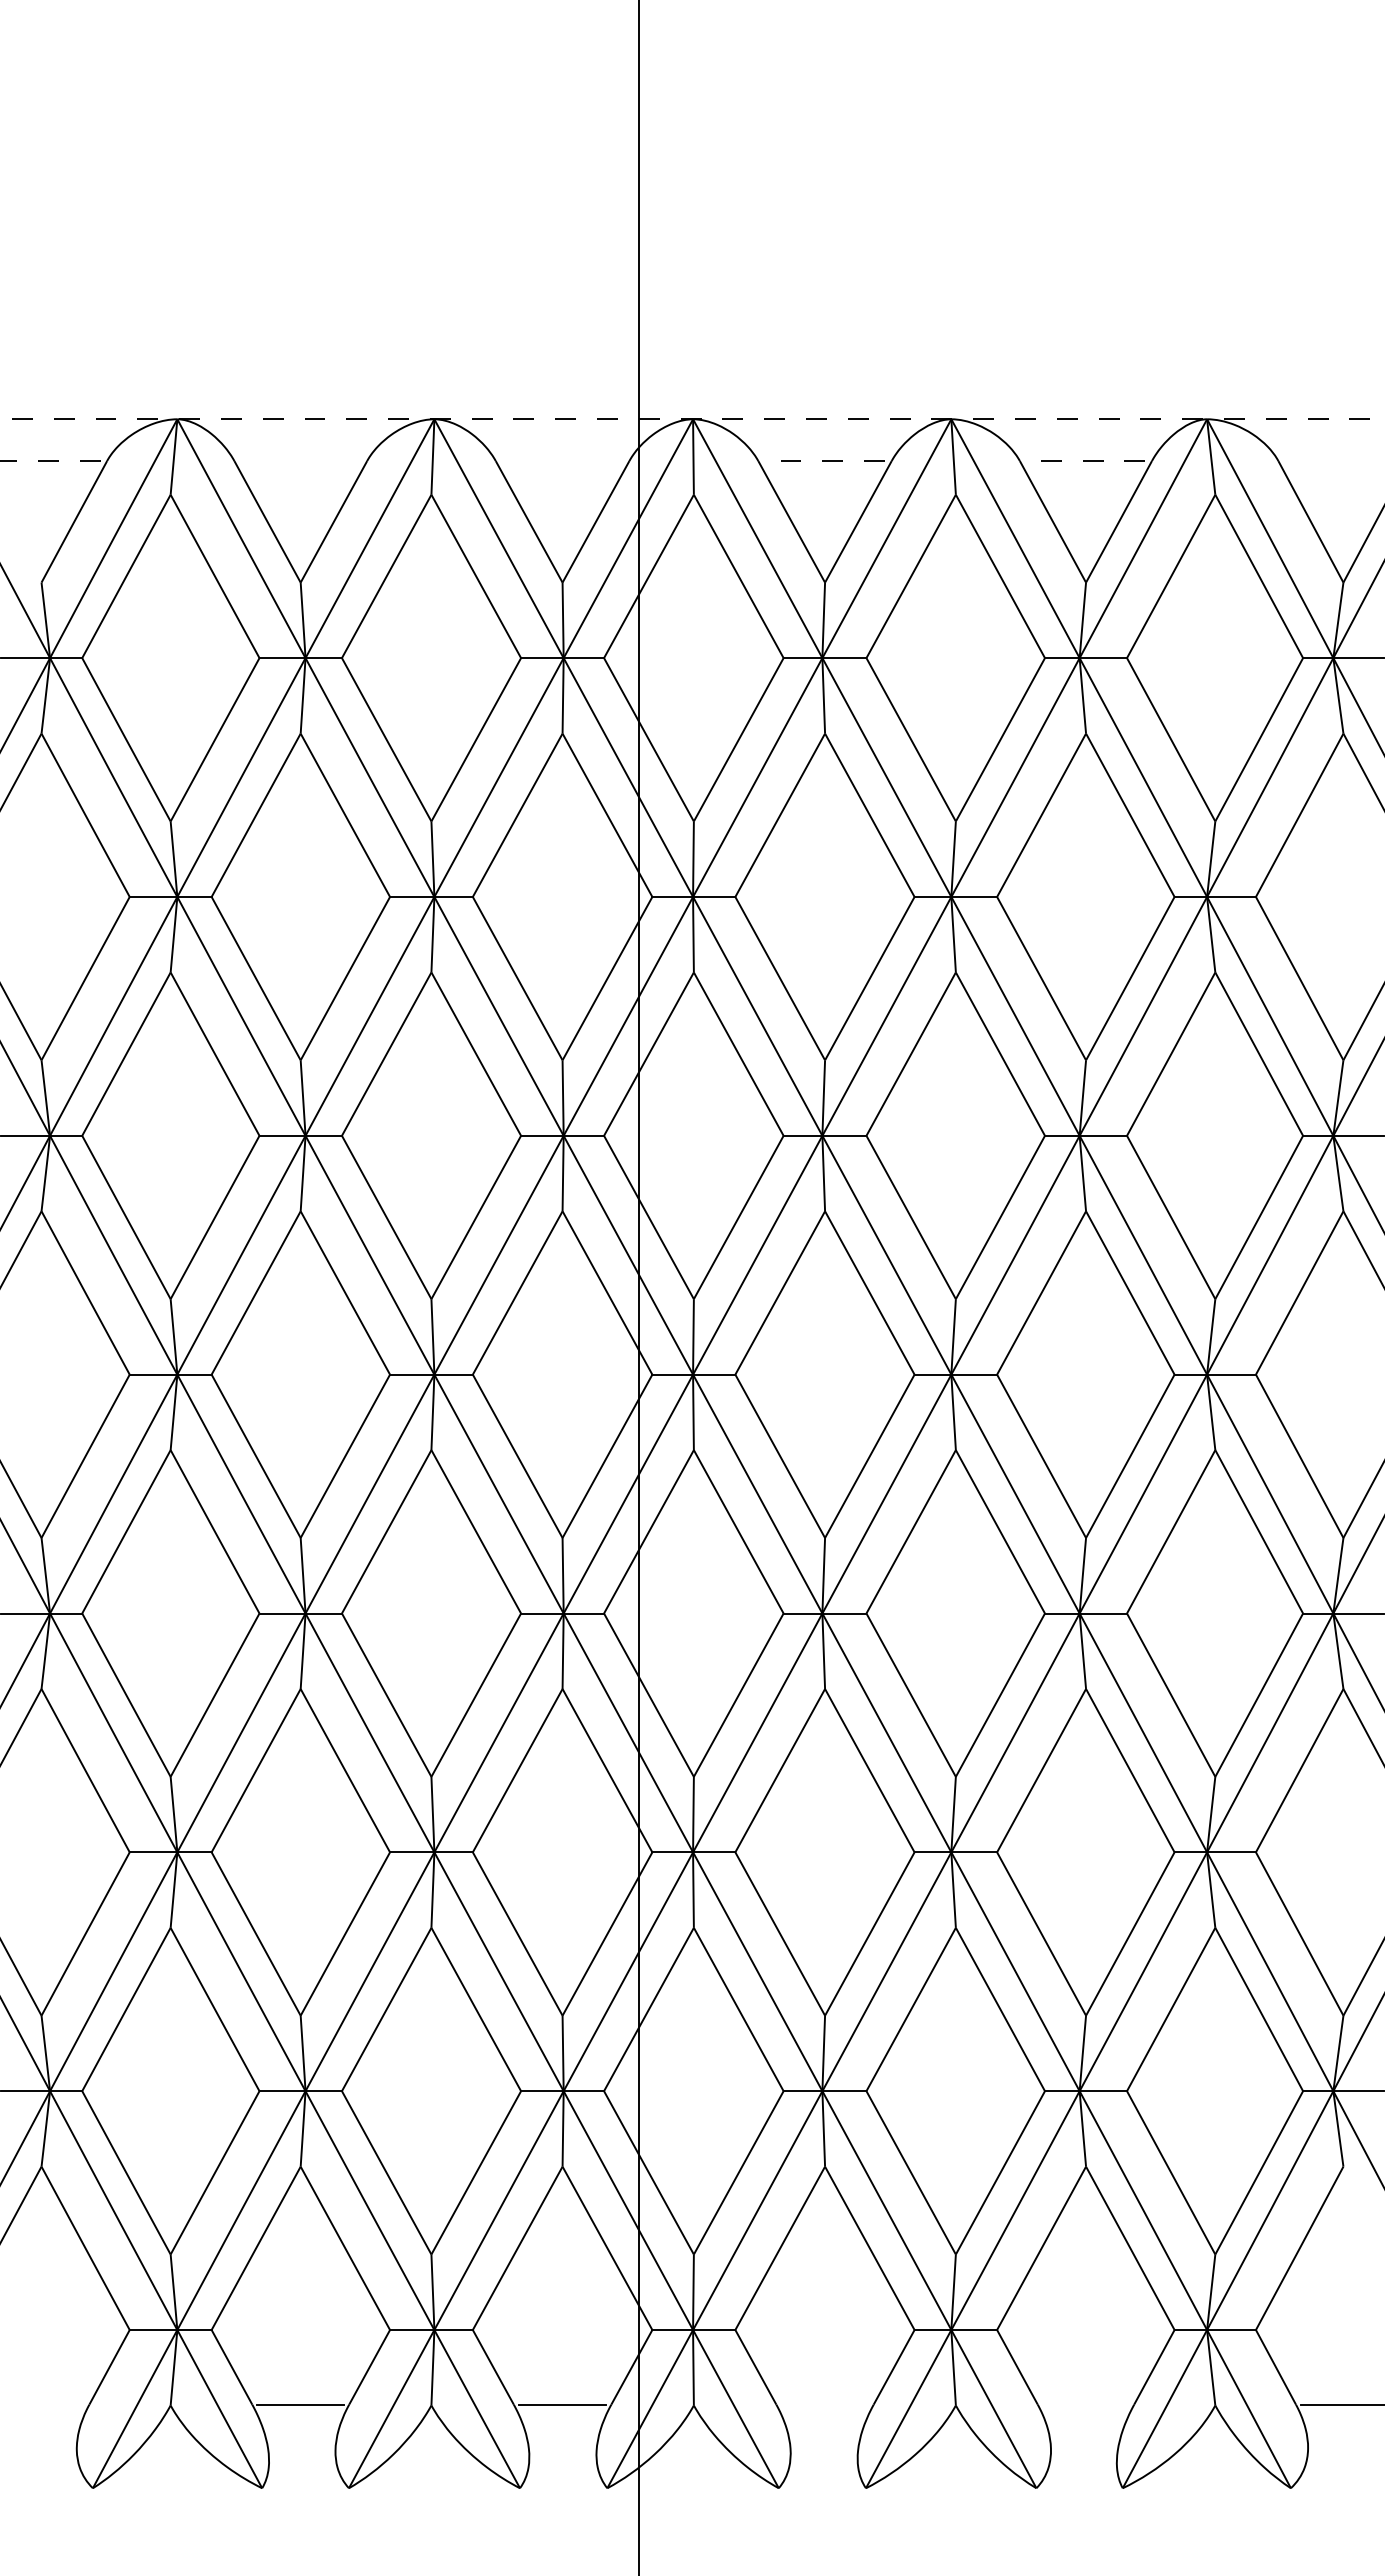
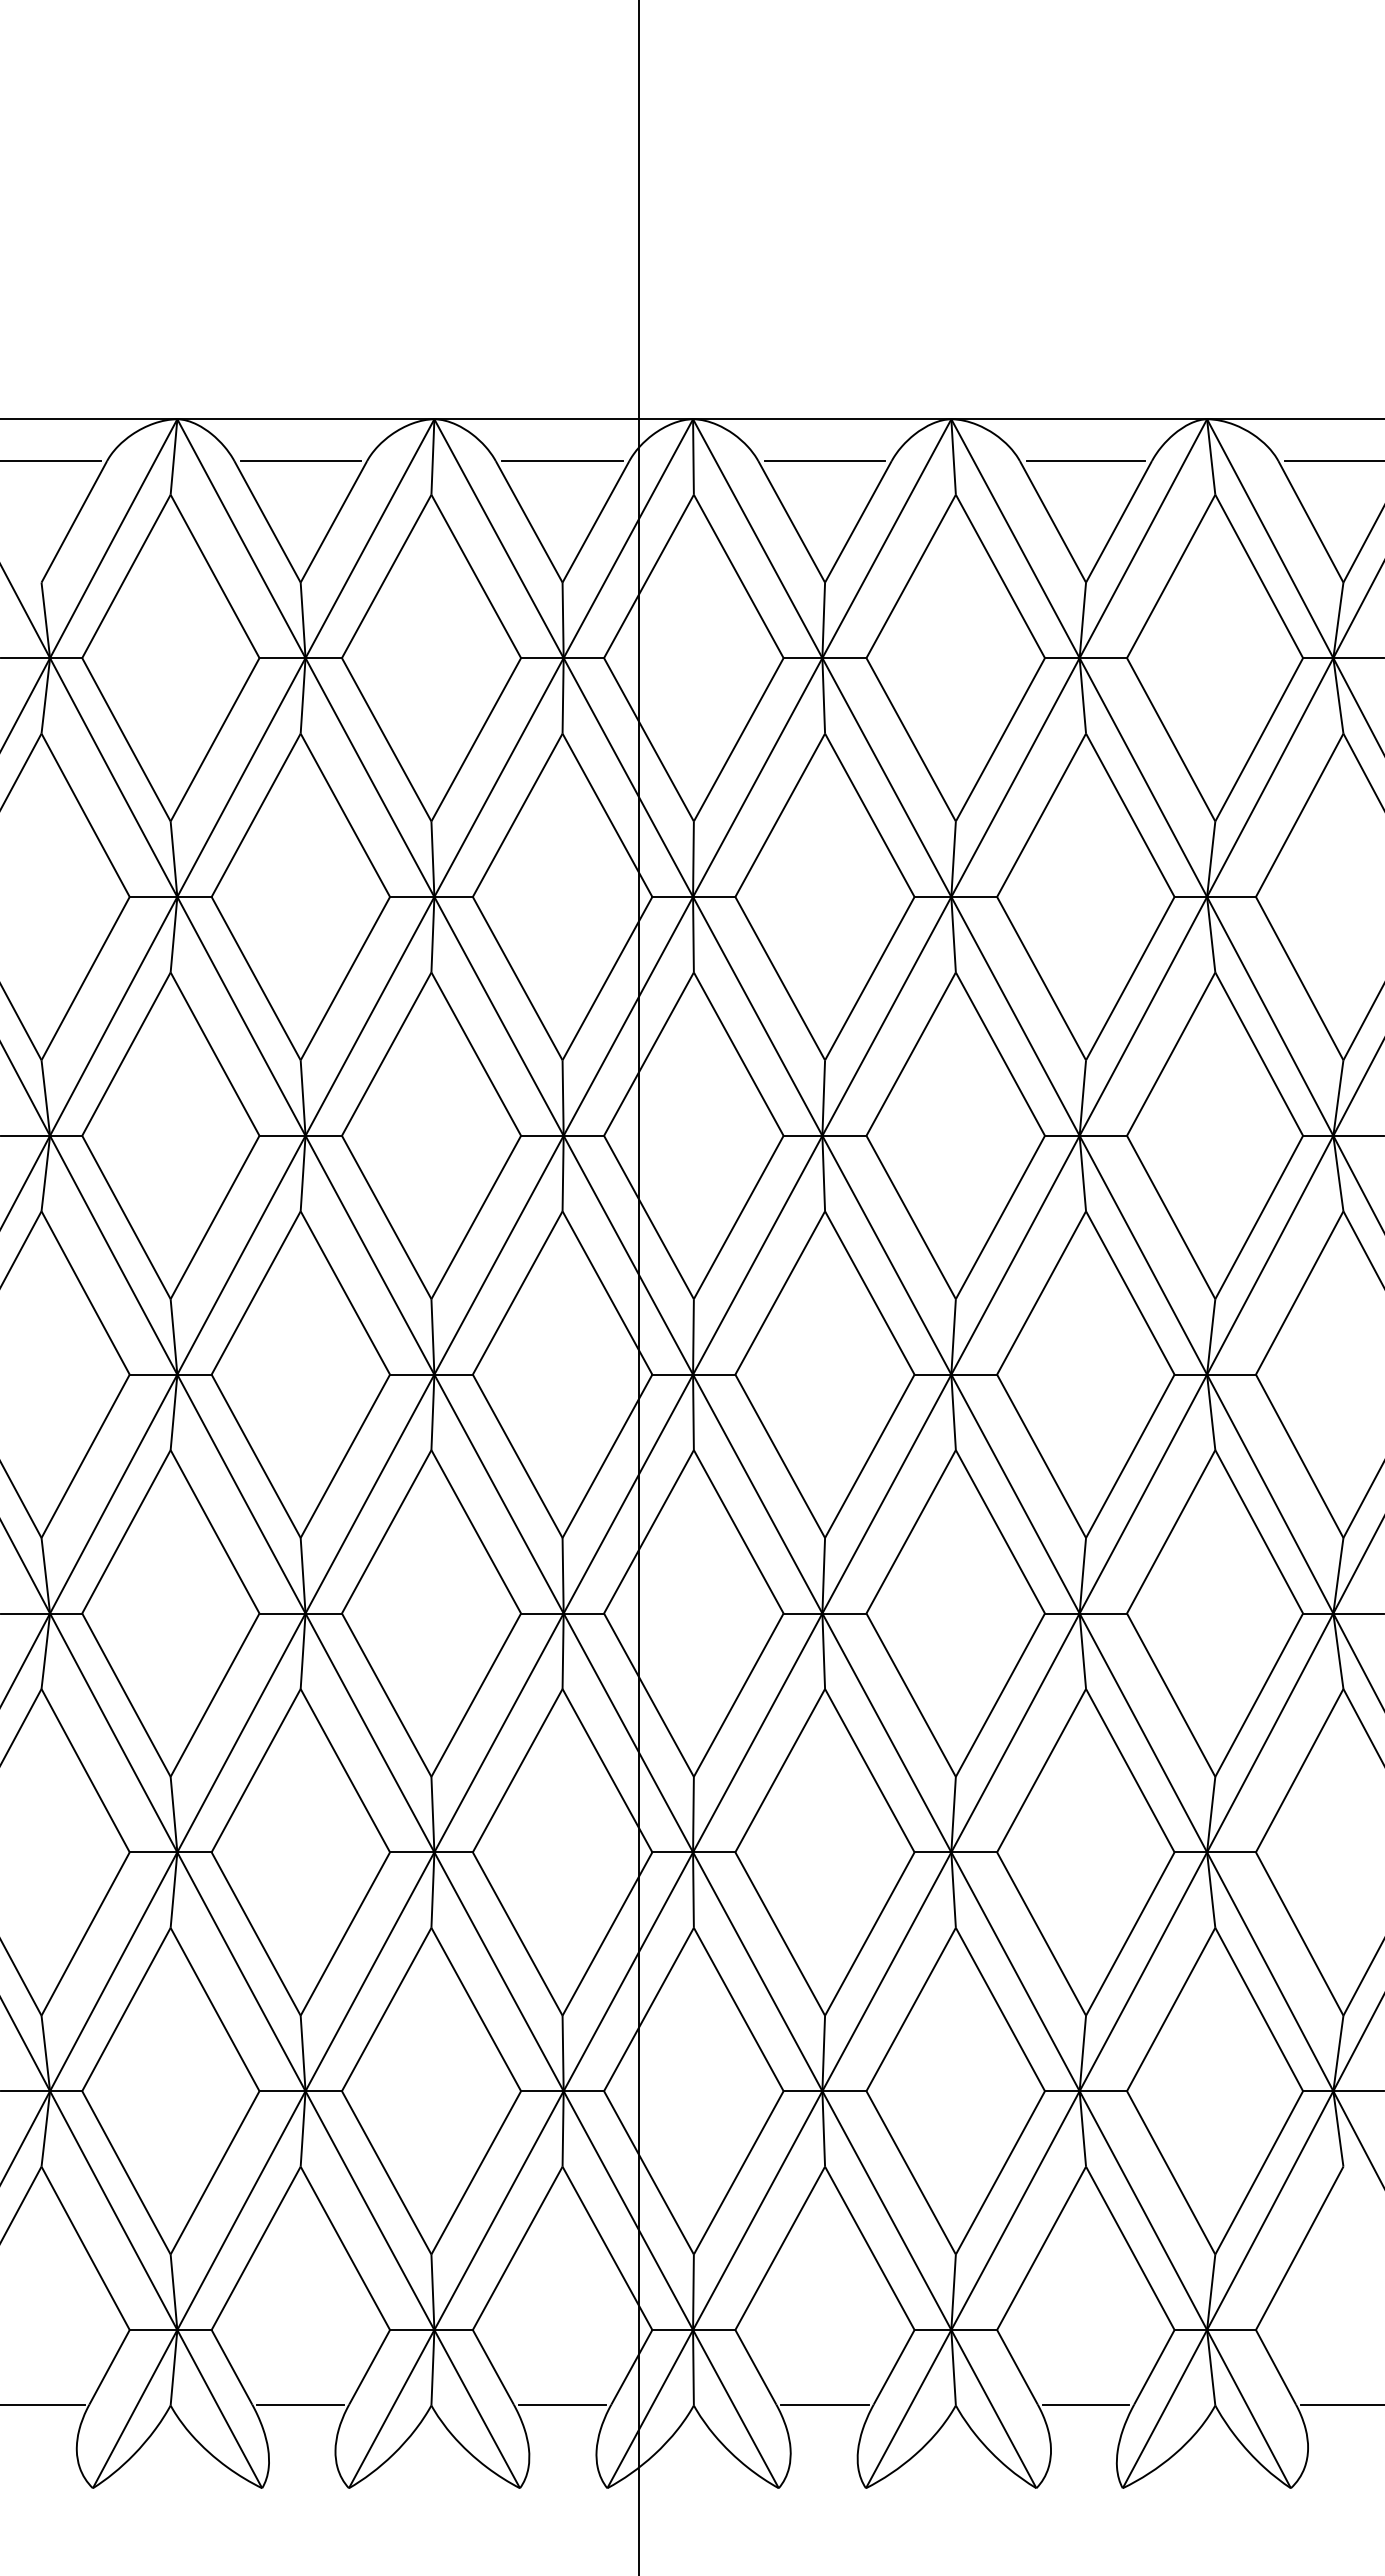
line: dashed -> solid (692, 419)
line: dashed -> solid (50, 461)
line: none -> present (300, 461)
line: none -> present (562, 461)
line: dashed -> solid (824, 461)
line: dashed -> solid (1085, 461)
line: none -> present (1332, 461)
line: none -> present (43, 2404)
line: none -> present (824, 2404)
line: none -> present (1085, 2404)
